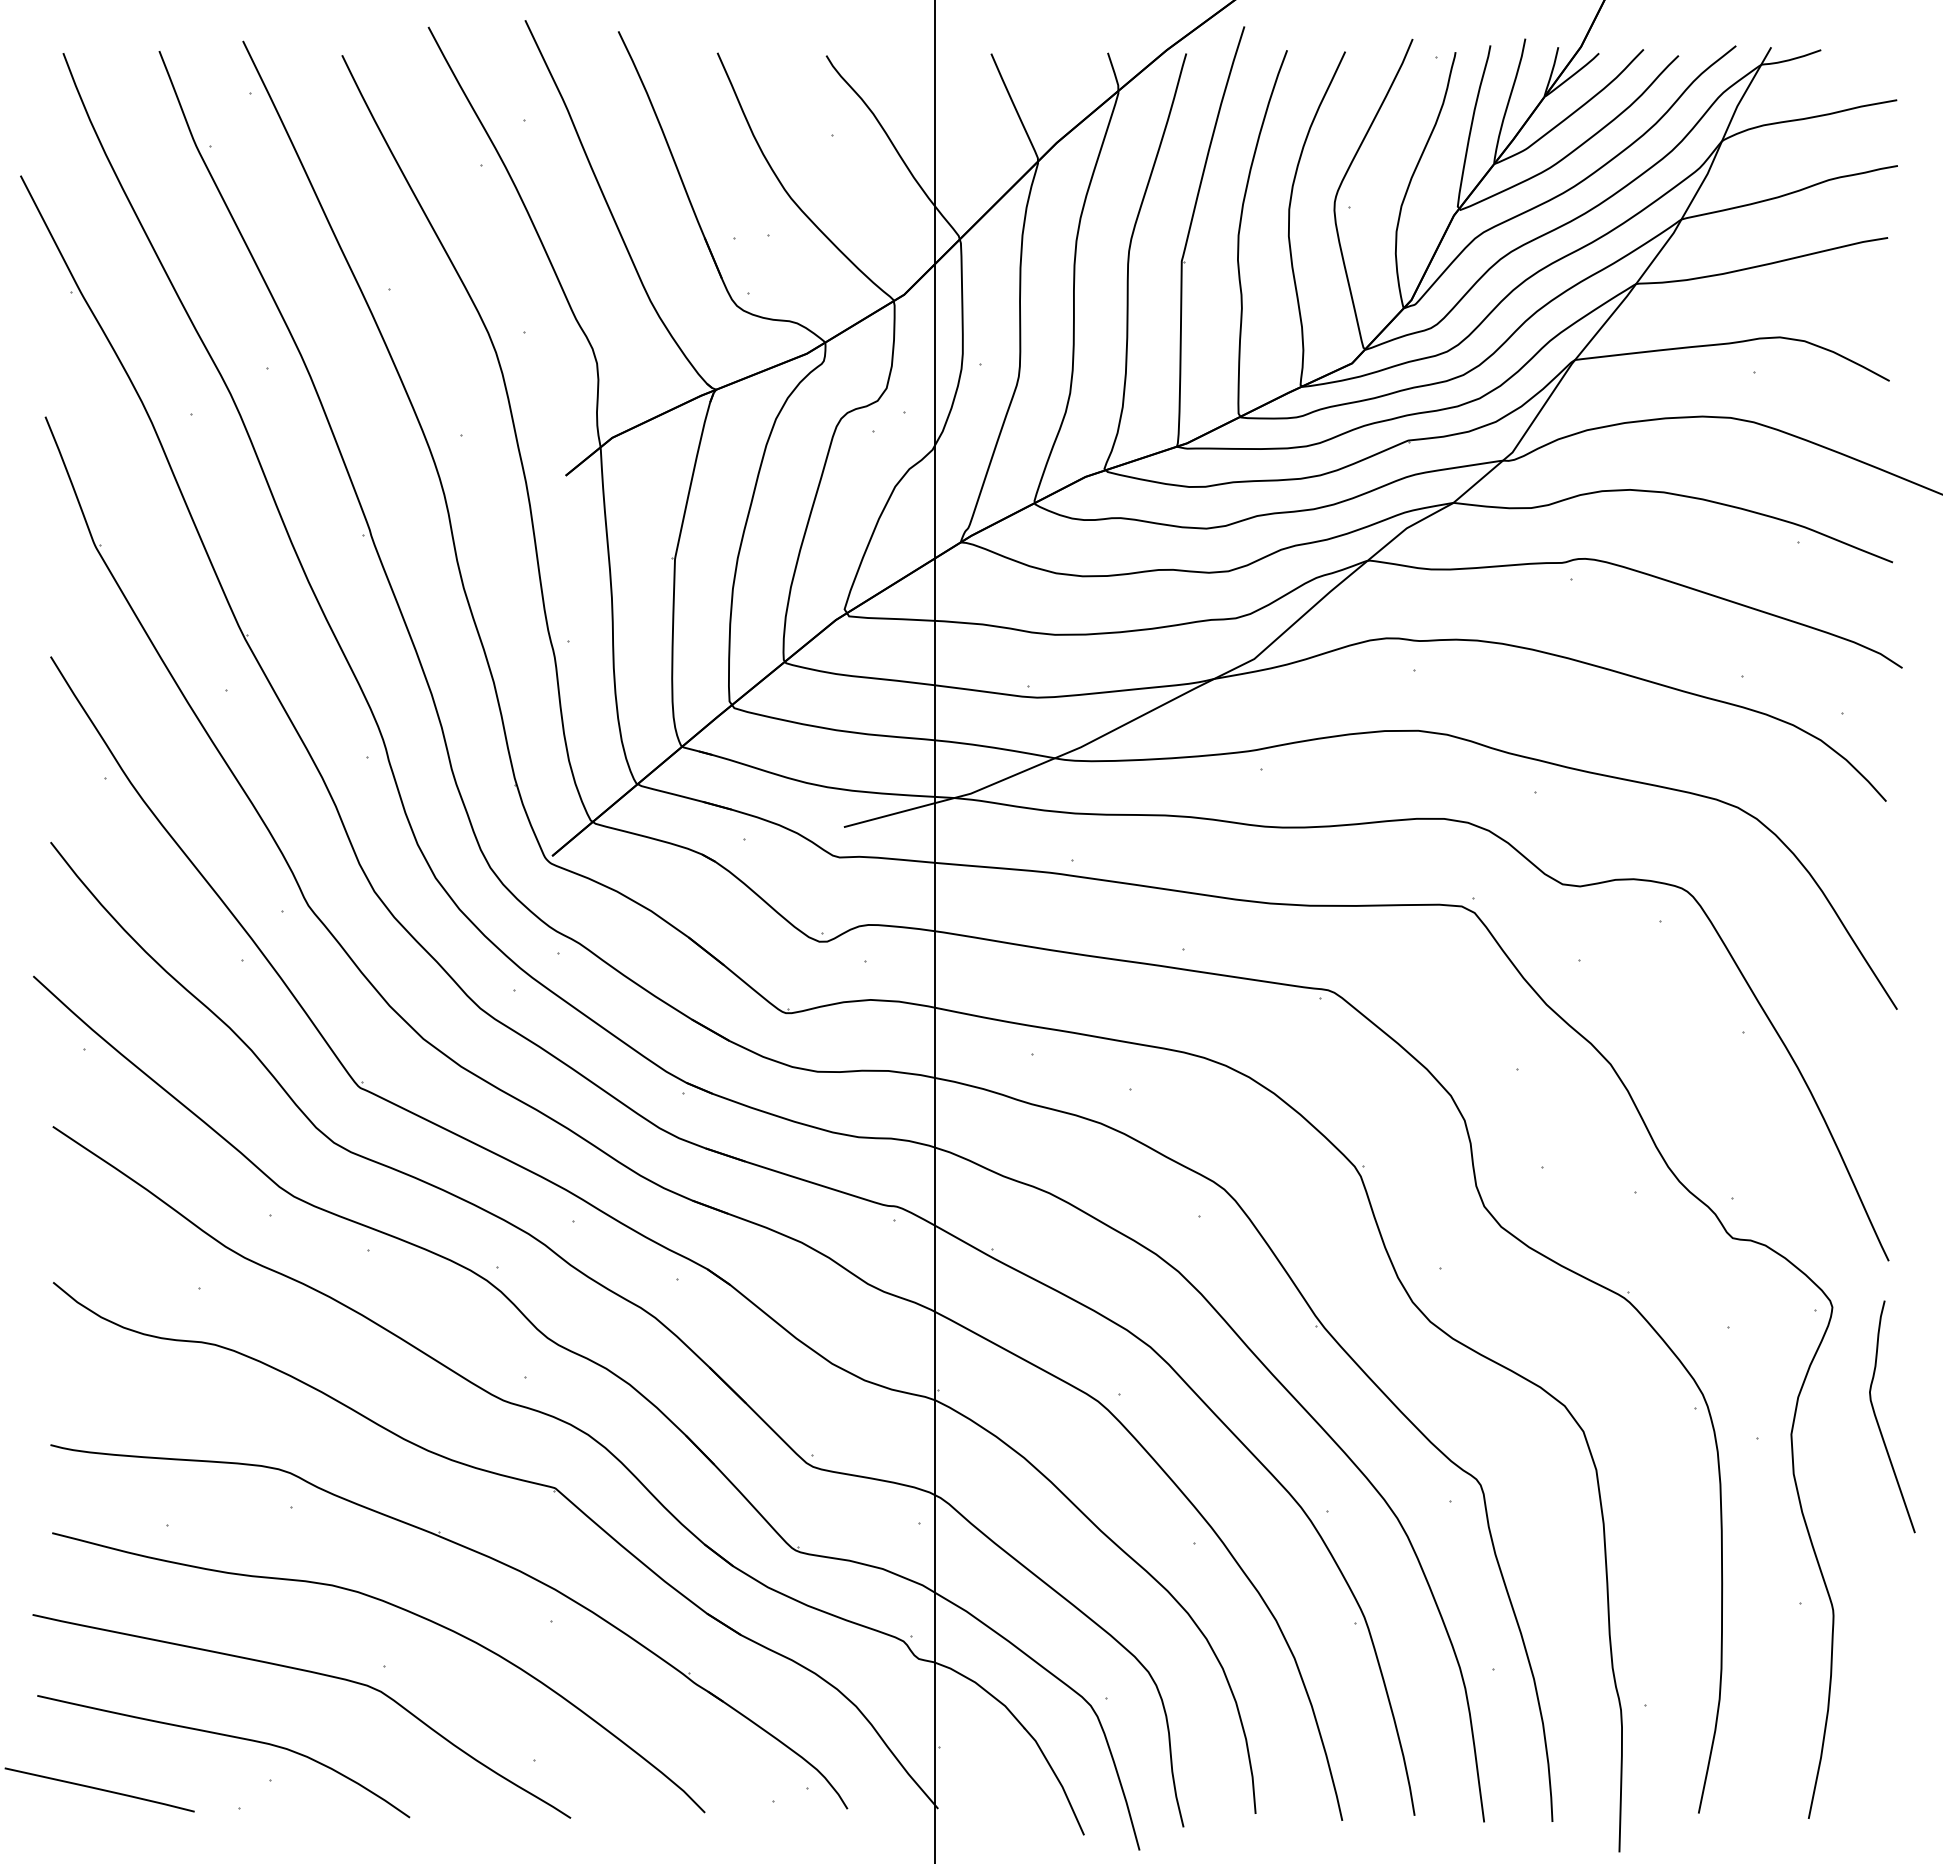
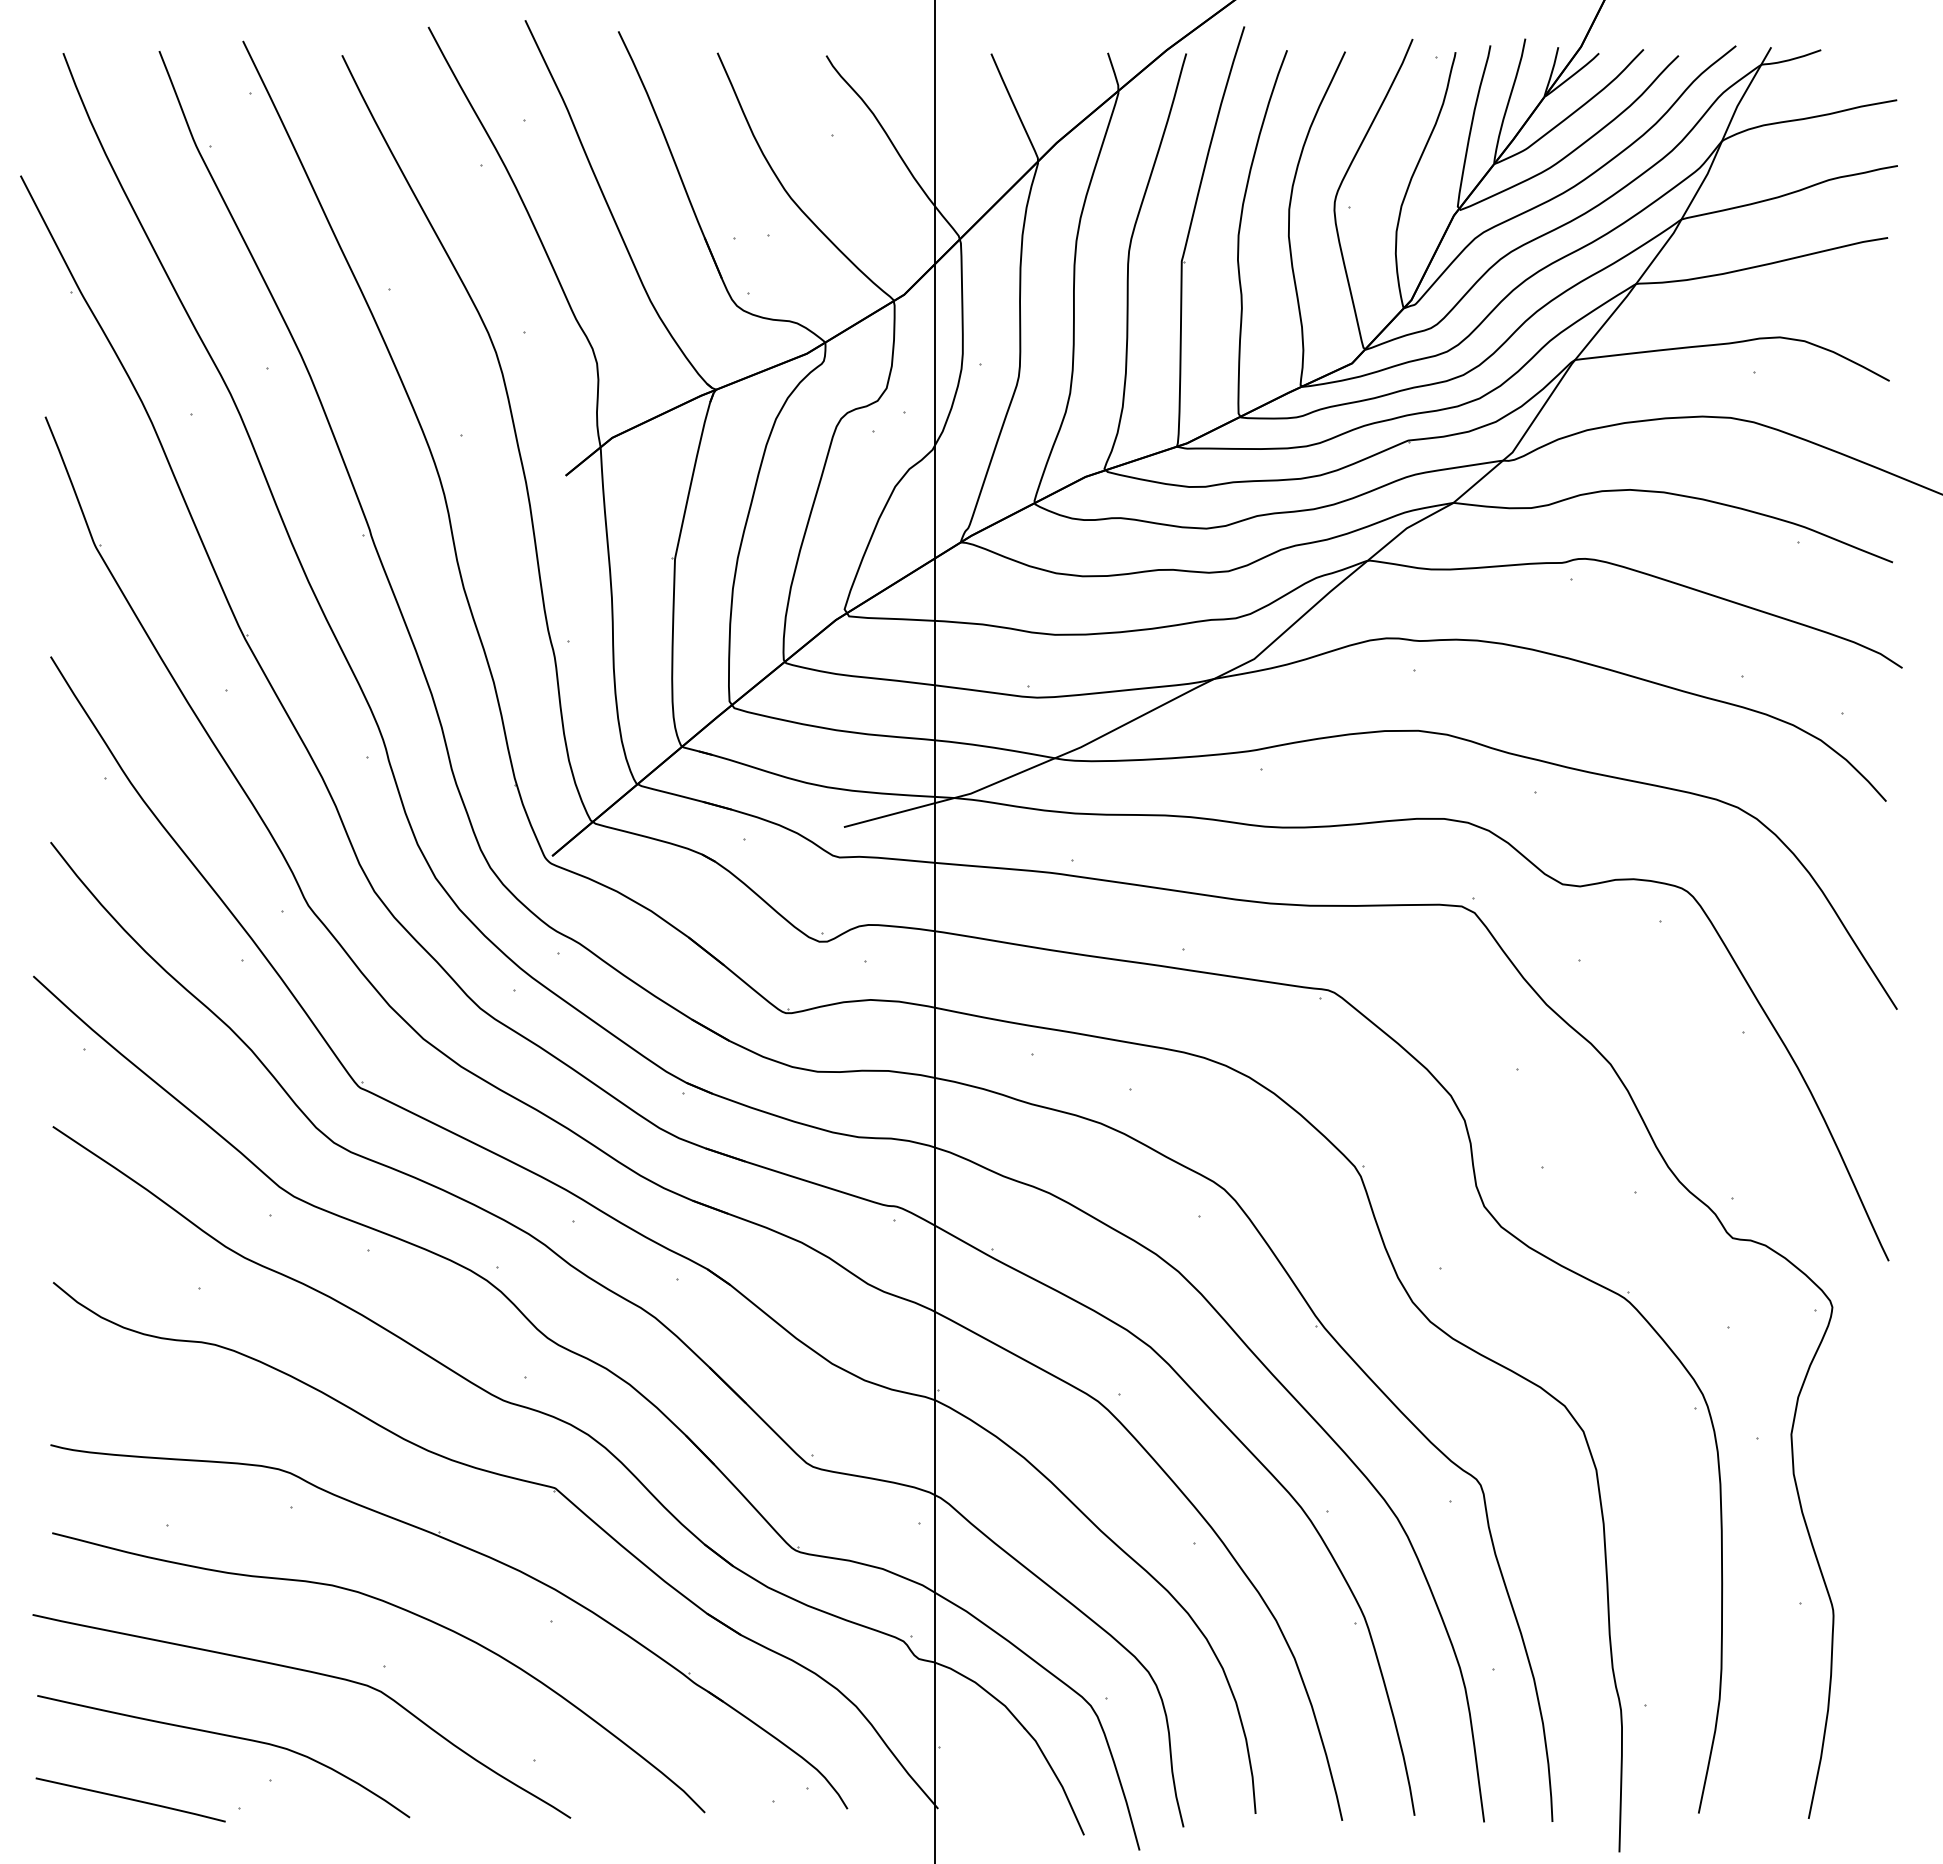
curve: present -> none (1878, 1421)
line position: (99, 1789) -> (130, 1799) (130, 1799)
